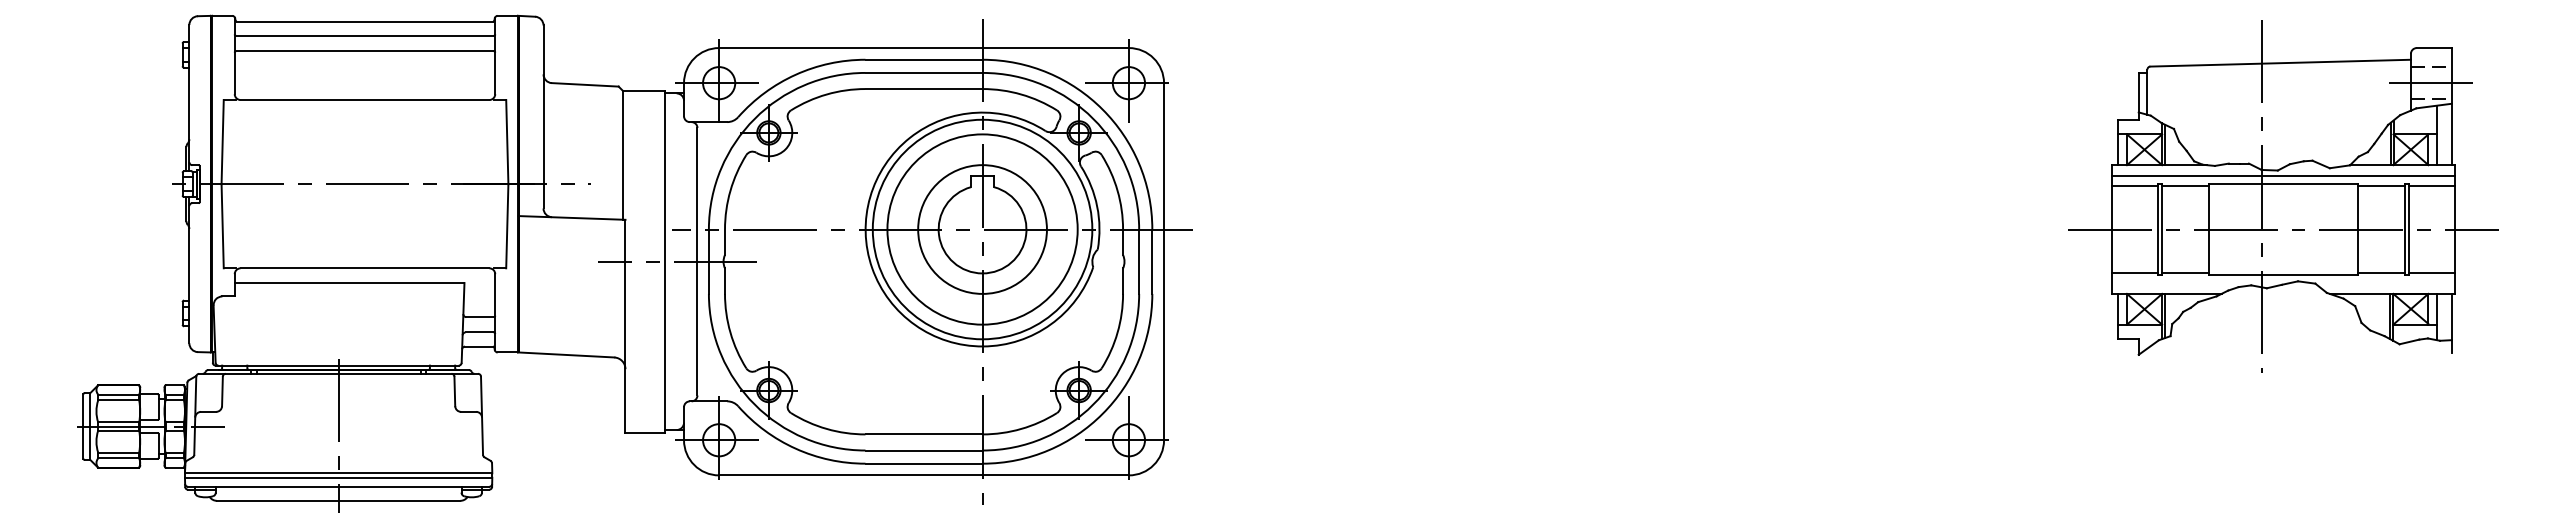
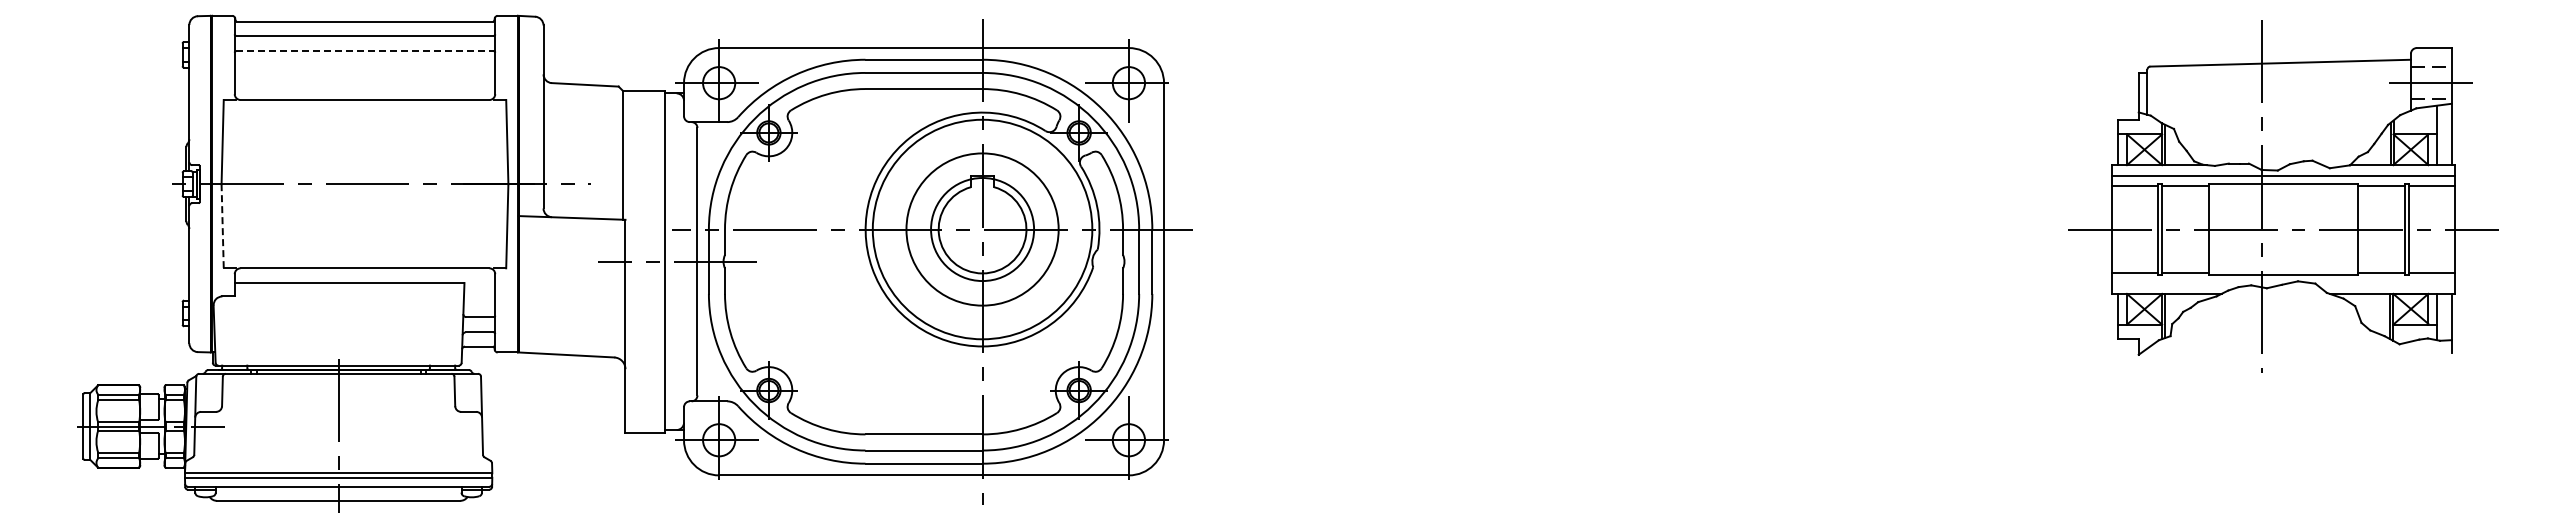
line: solid -> dashed (364, 51)
line: solid -> dashed (222, 226)
circle diameter: 129 px -> 103 px (982, 229)
circle diameter: 190 px -> 152 px (982, 229)
